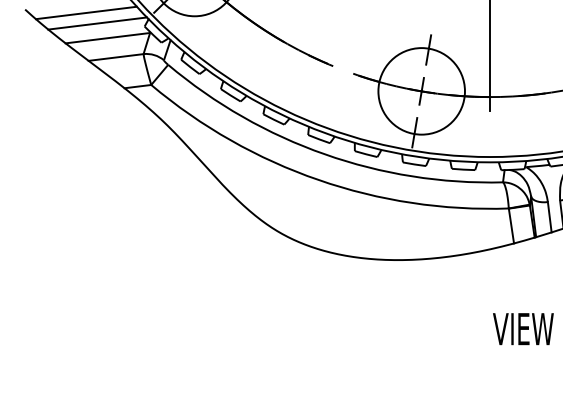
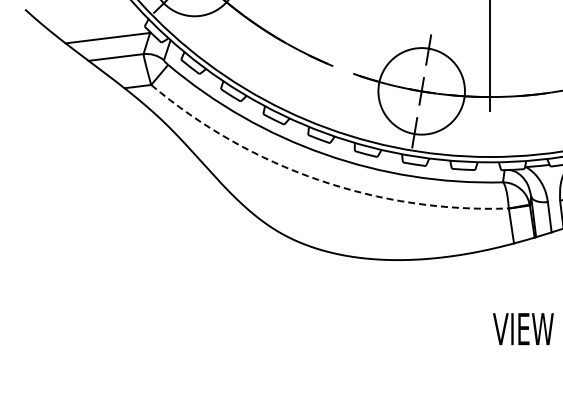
line: present -> none (85, 12)
line: present -> none (97, 23)
arc: solid -> dashed (318, 179)
